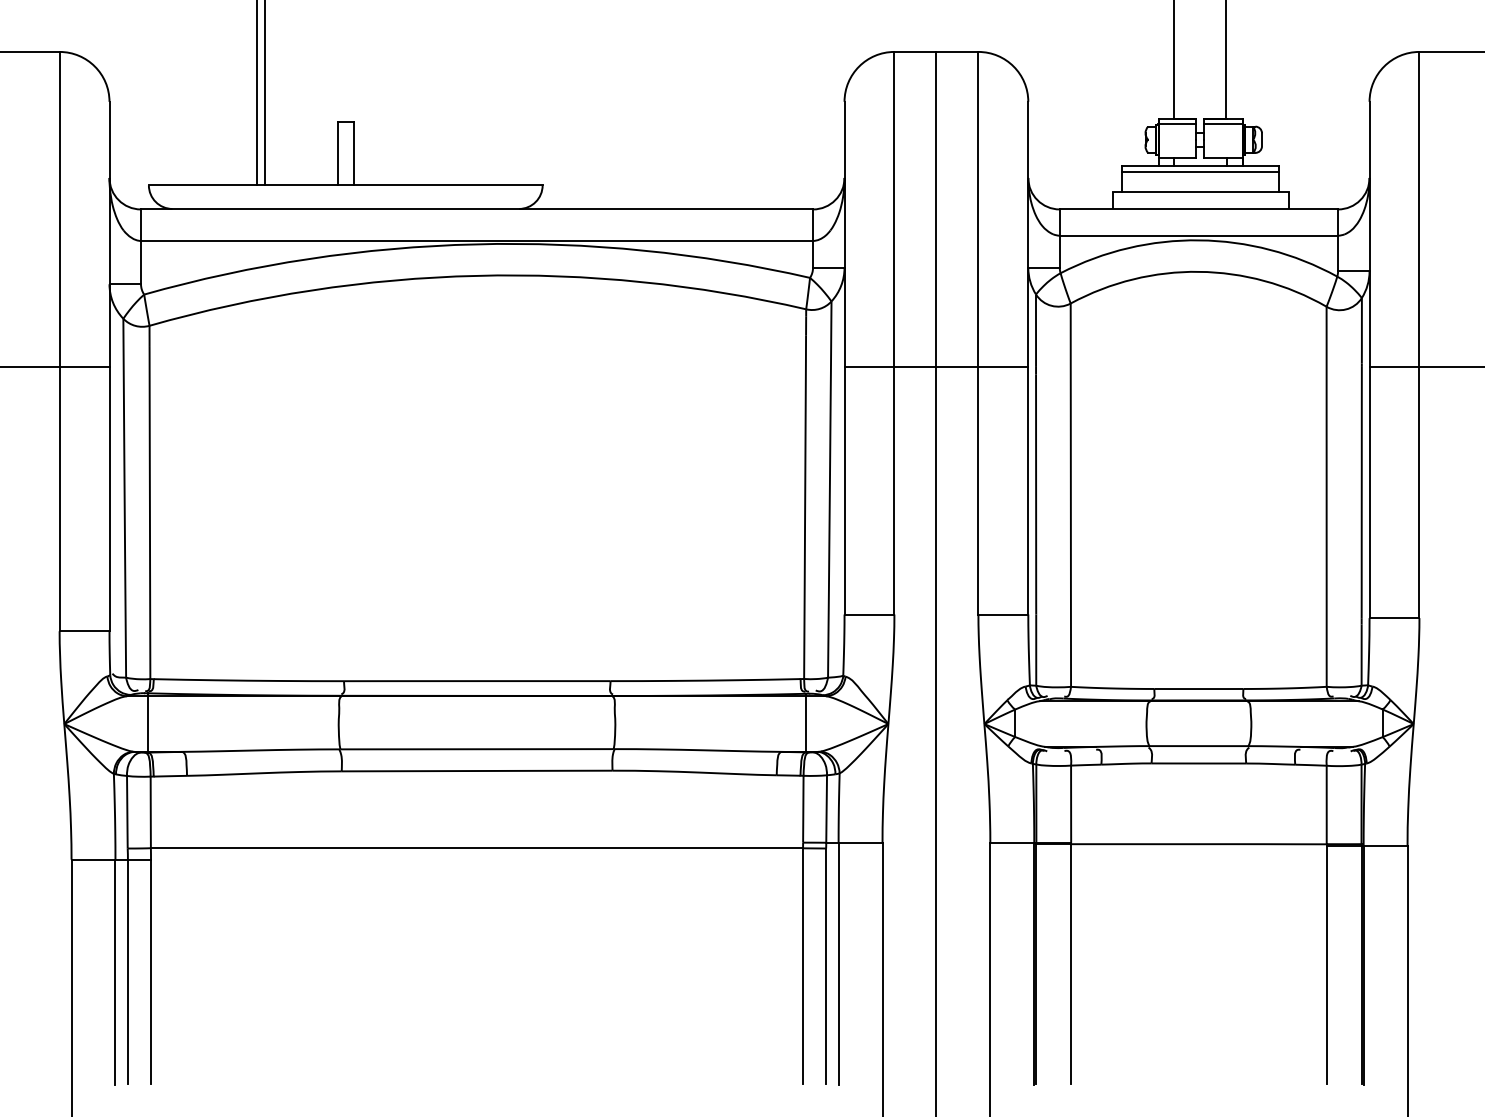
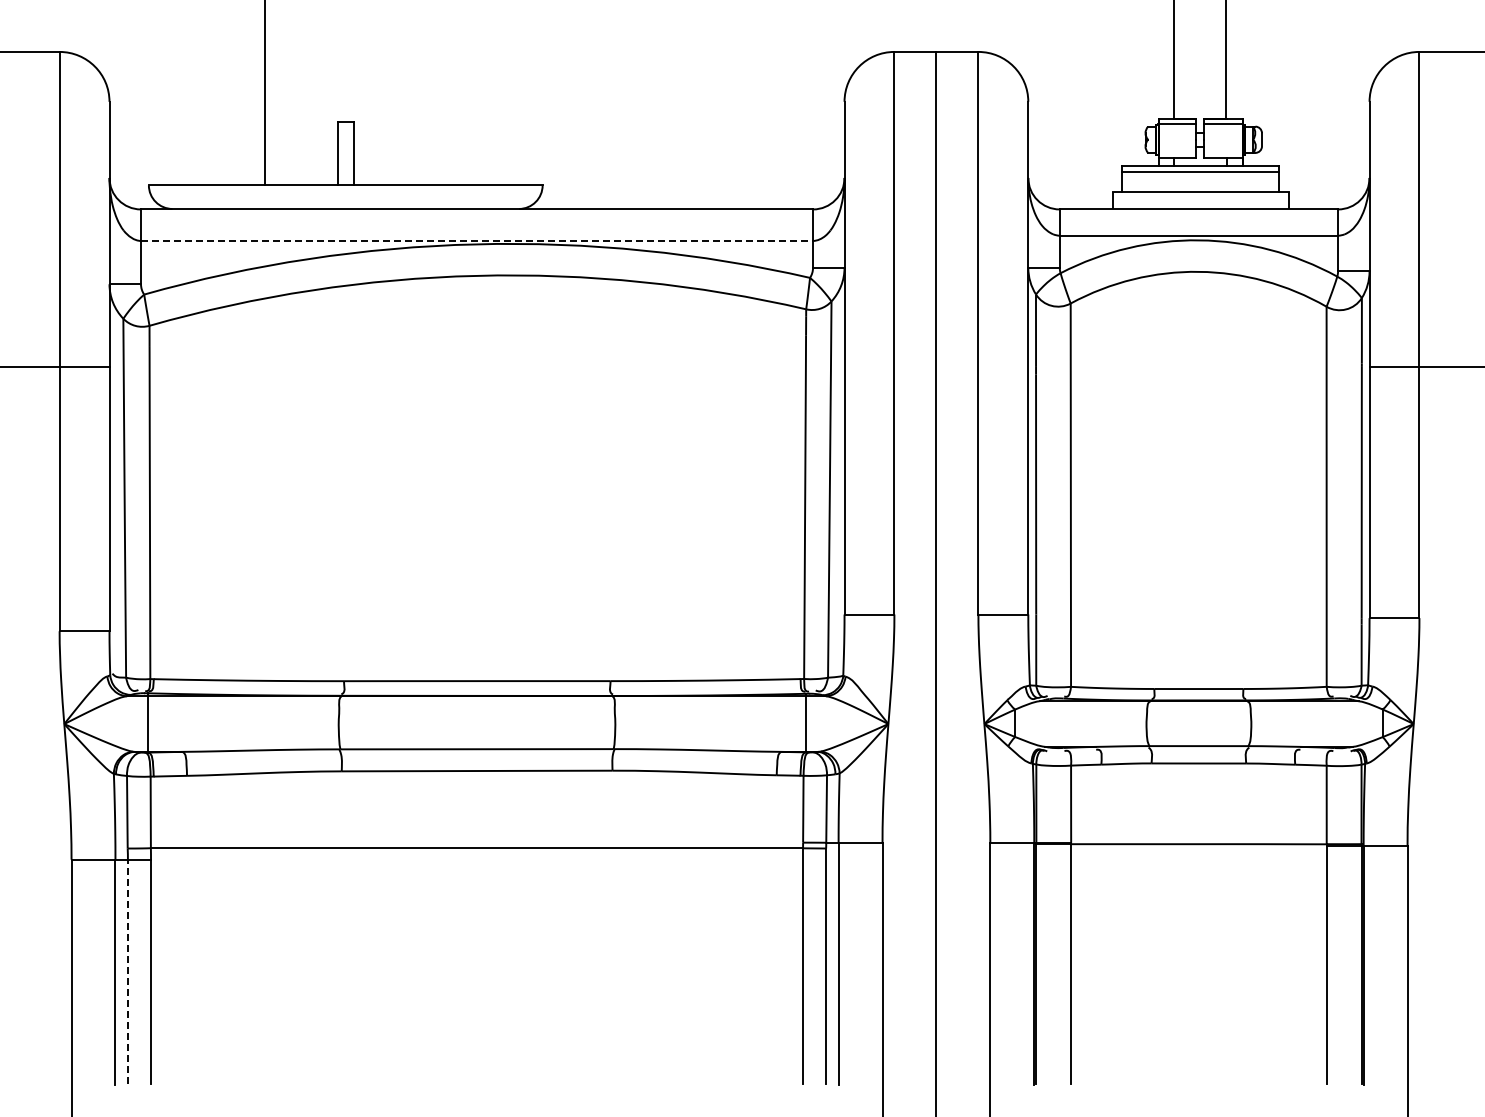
line: present -> none (257, 93)
line: solid -> dashed (477, 240)
line: present -> none (936, 366)
line: solid -> dashed (127, 971)
